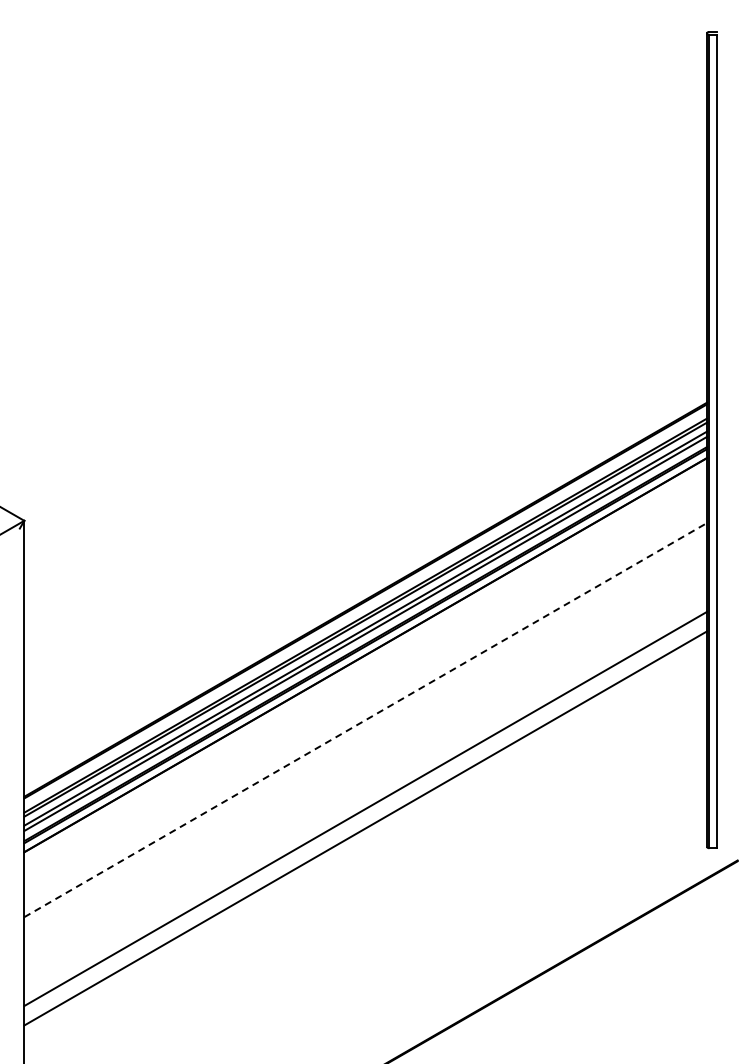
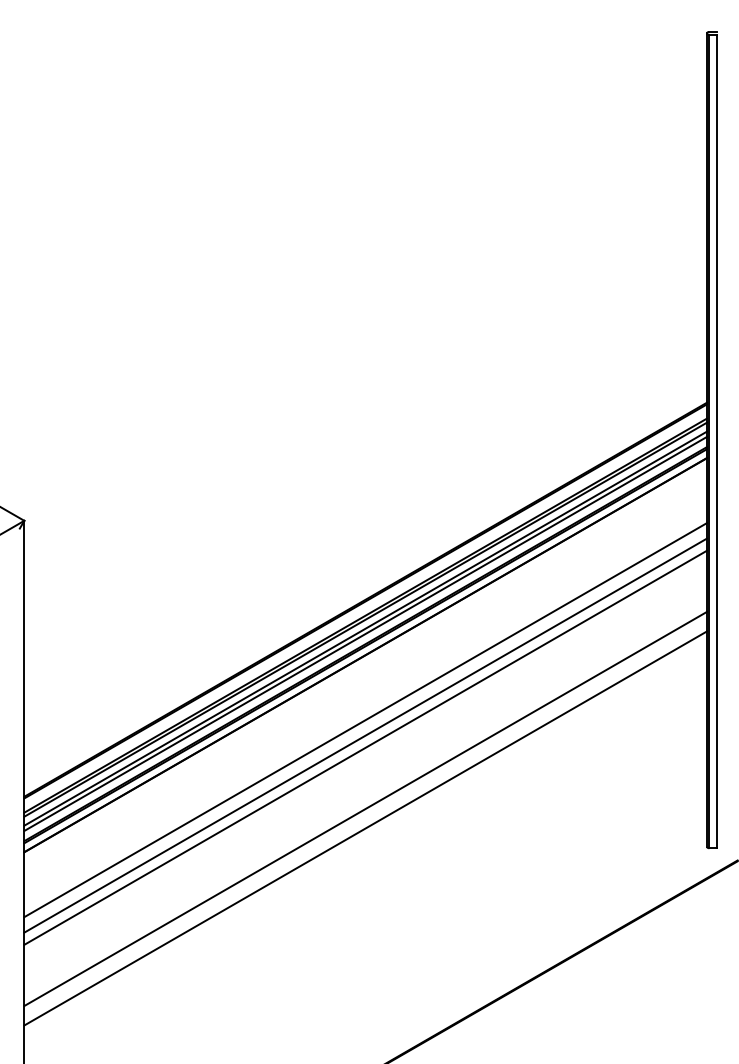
line: dashed -> solid (366, 719)
line: none -> present (365, 735)
line: none -> present (365, 747)
